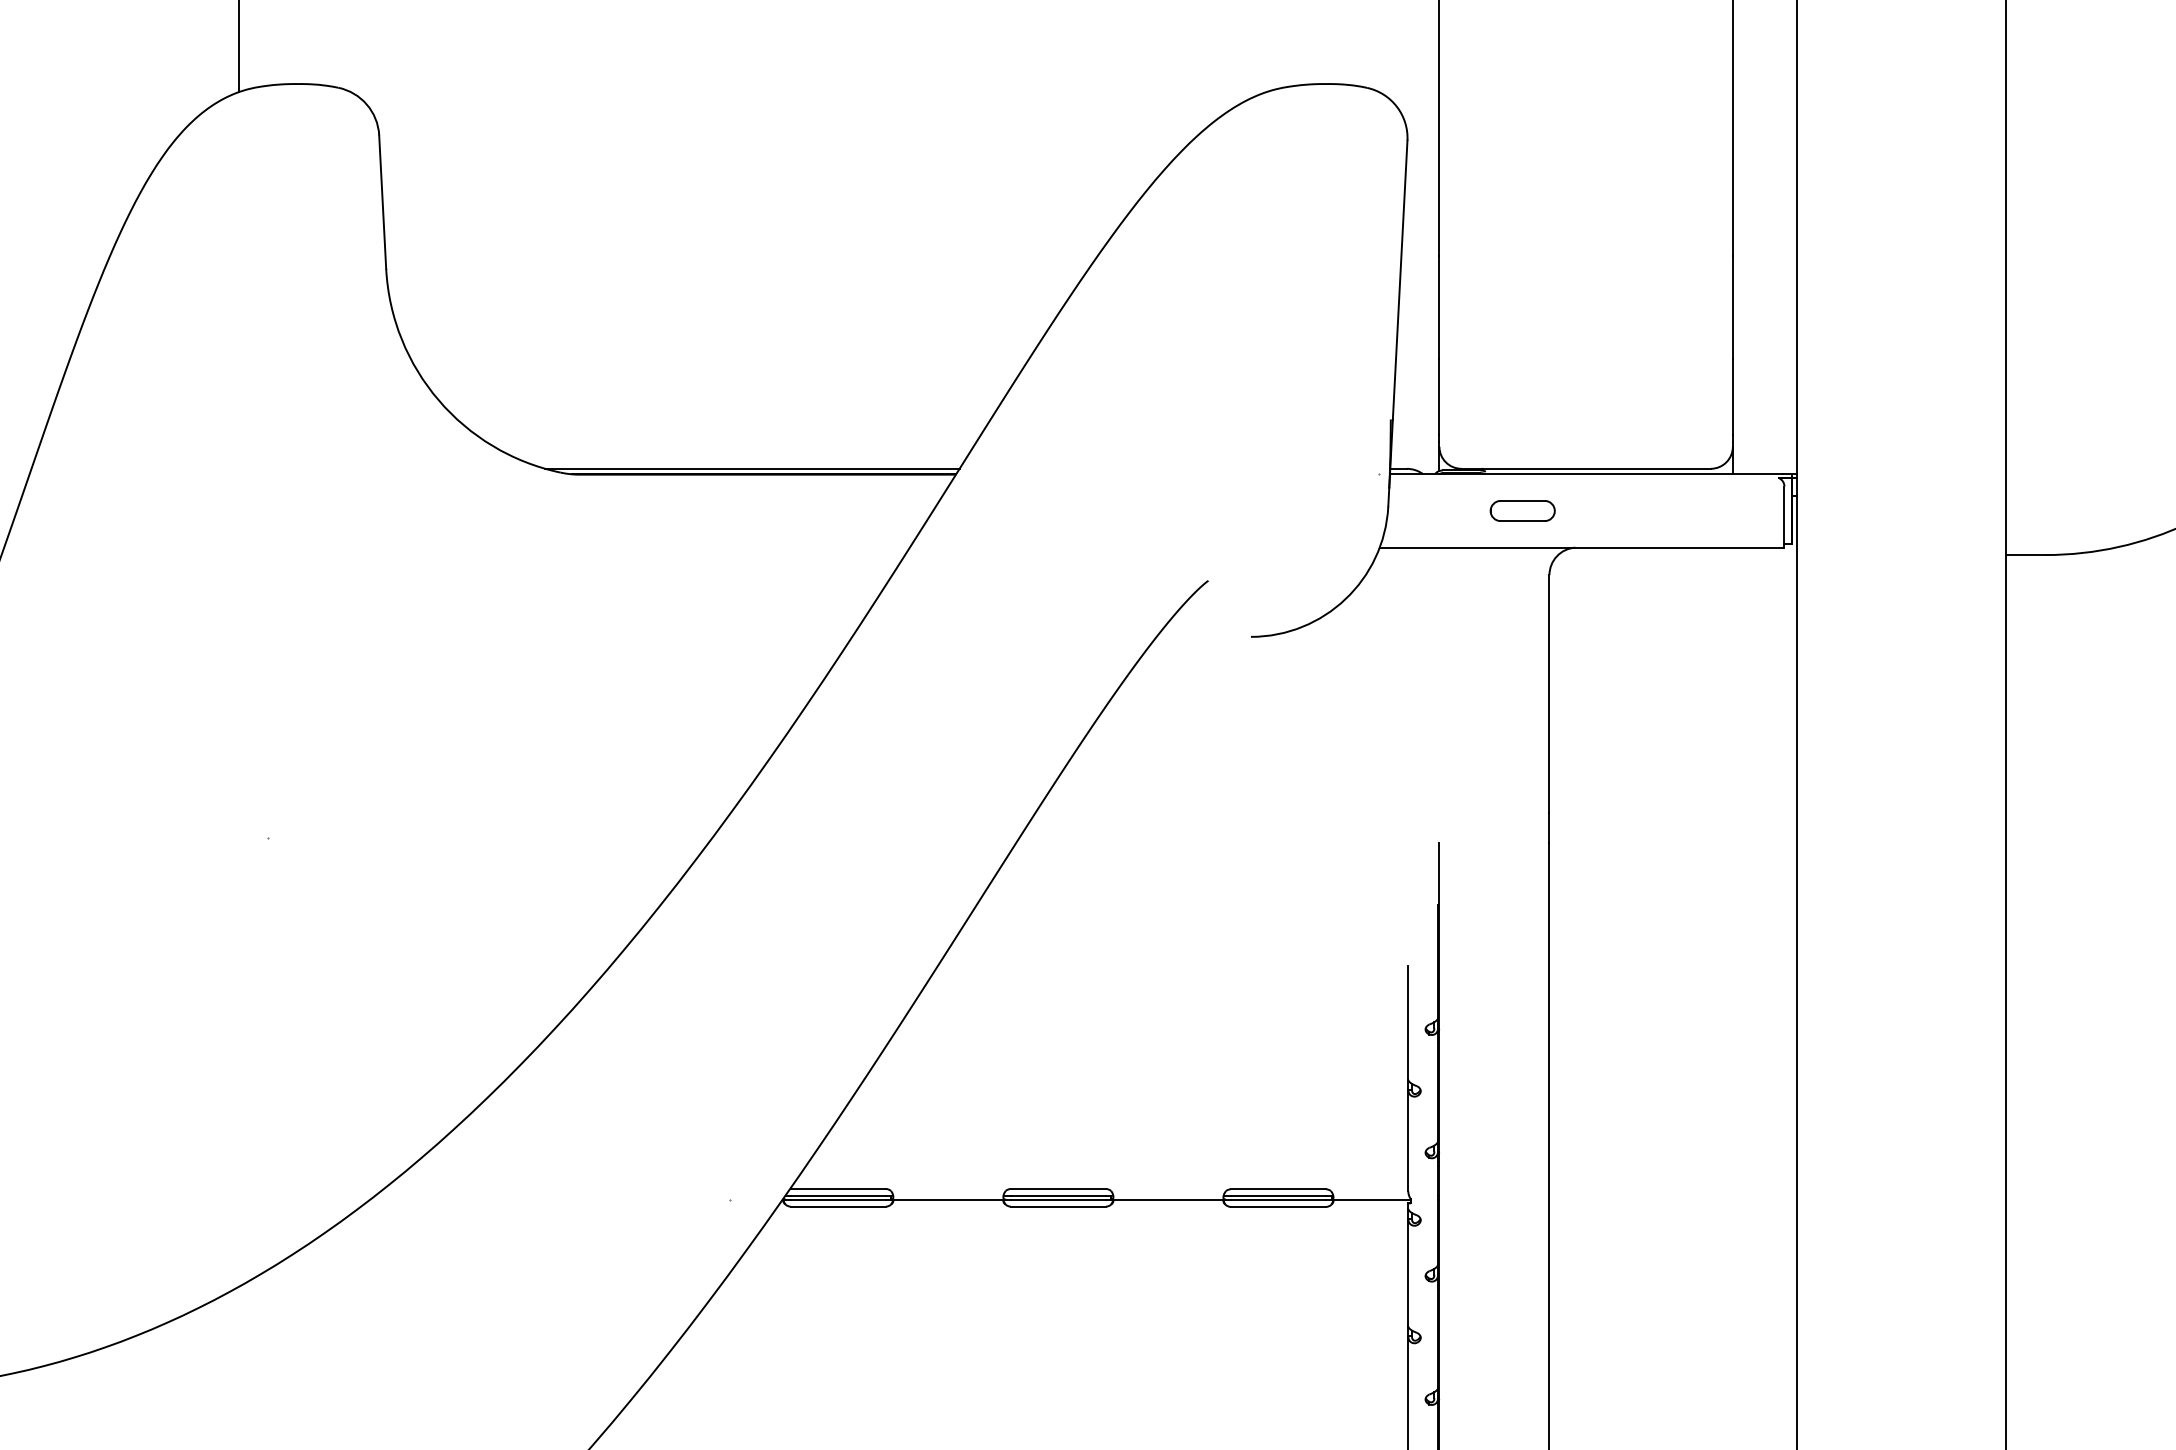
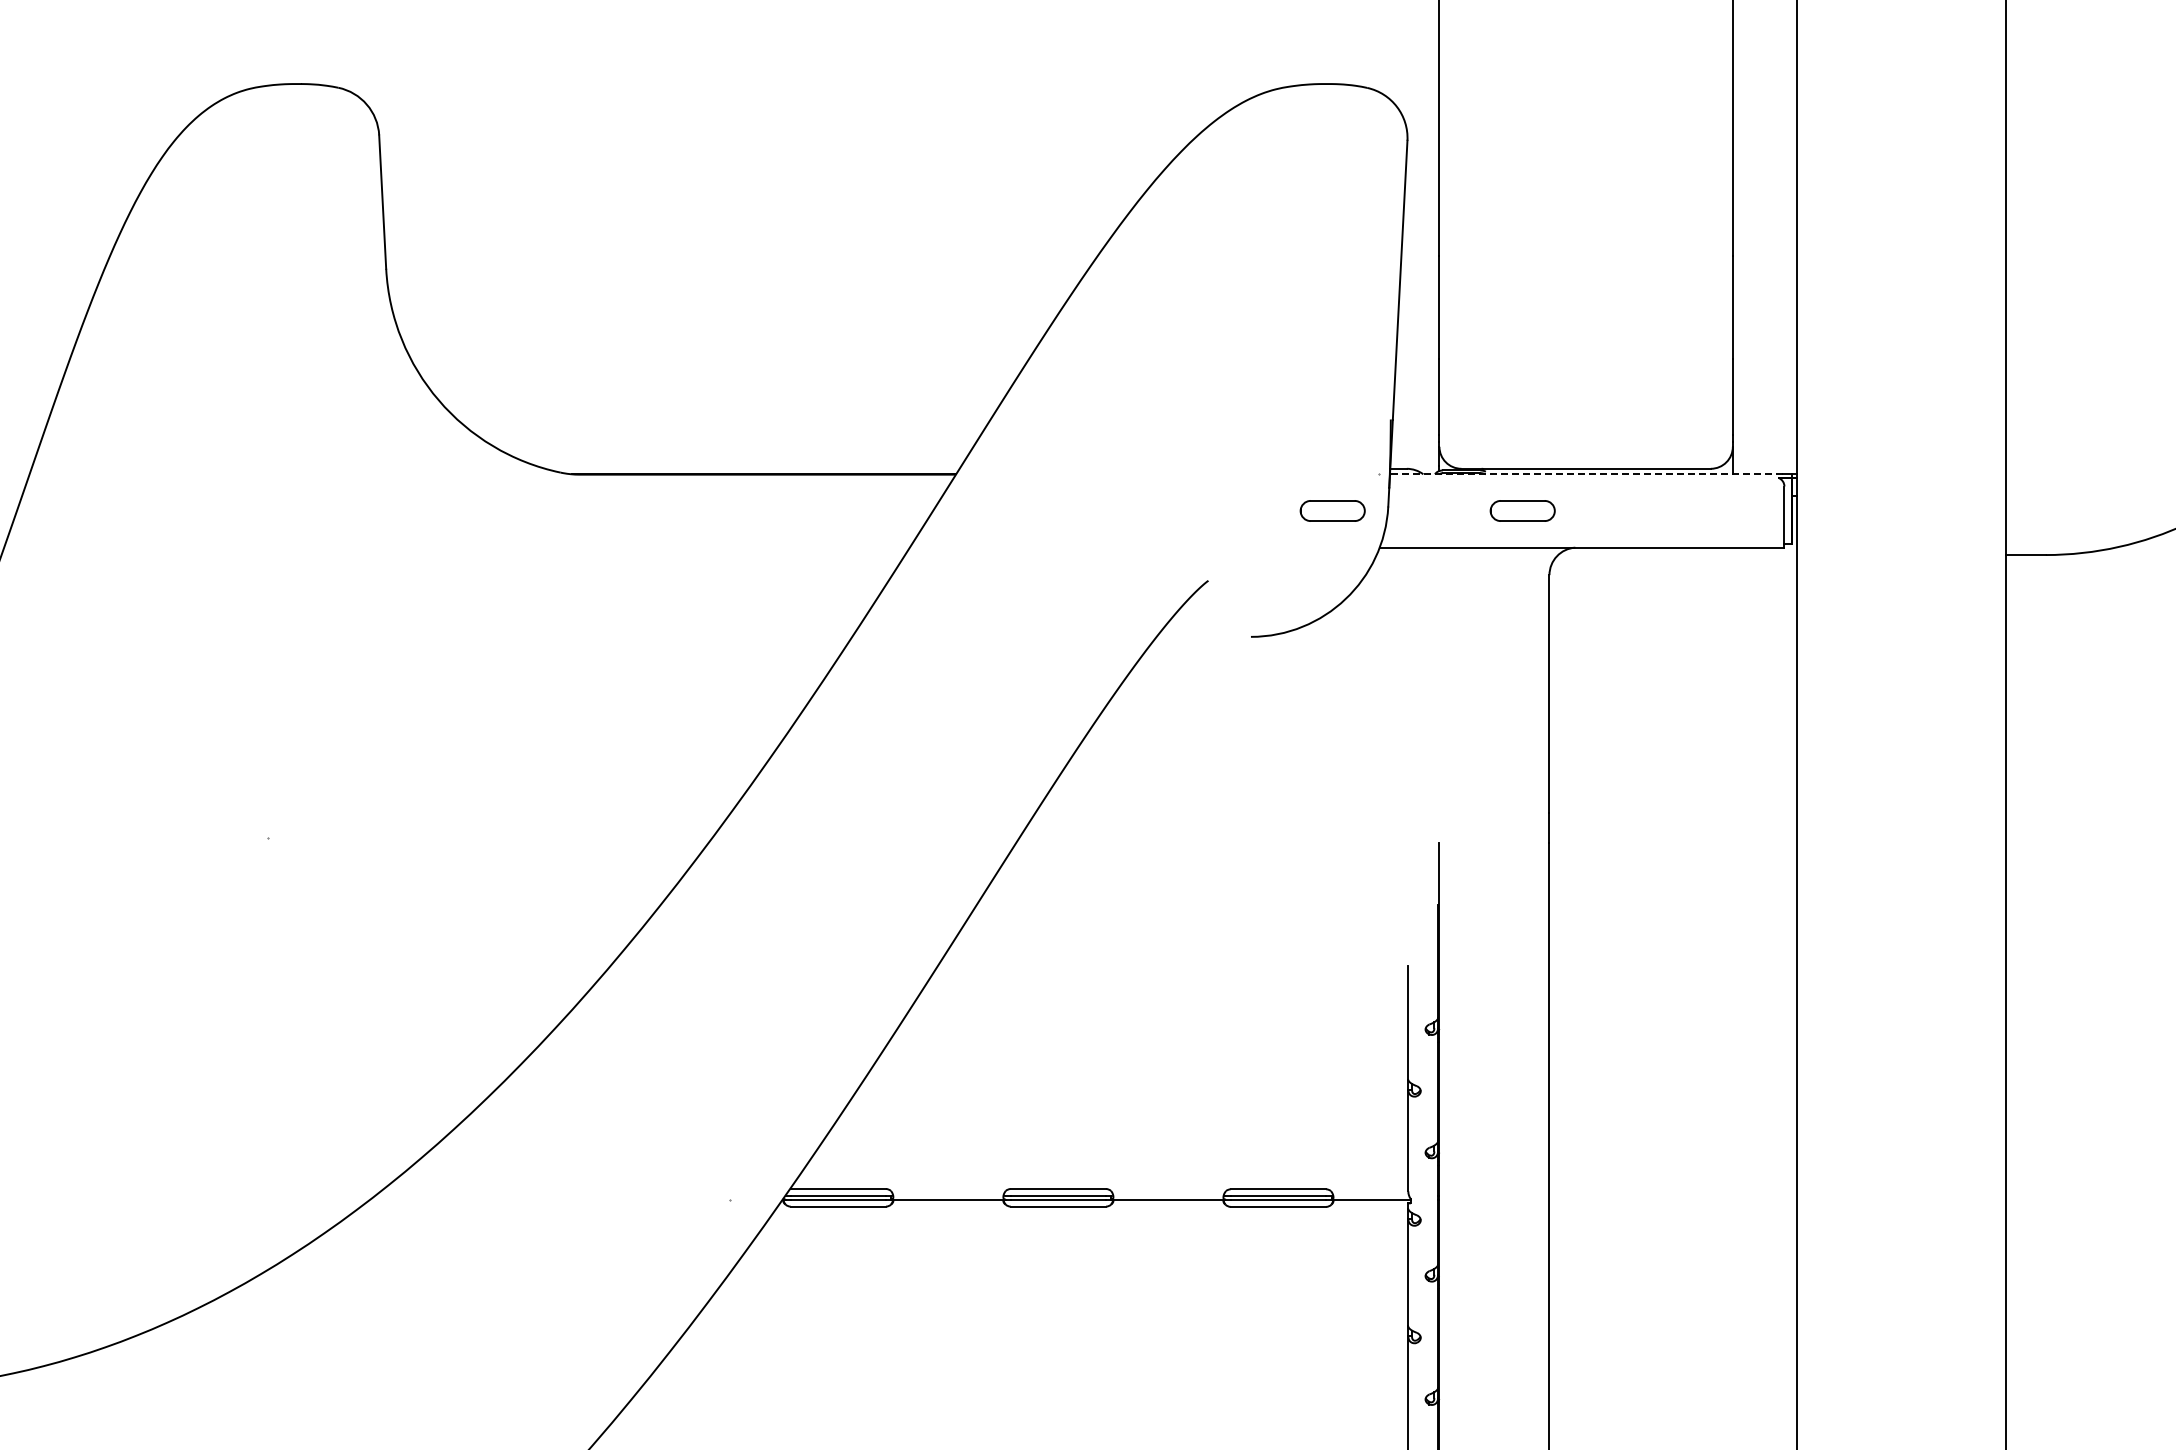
line: present -> none (238, 47)
line: present -> none (752, 468)
line: solid -> dashed (1586, 474)
part: none -> present (1332, 510)
